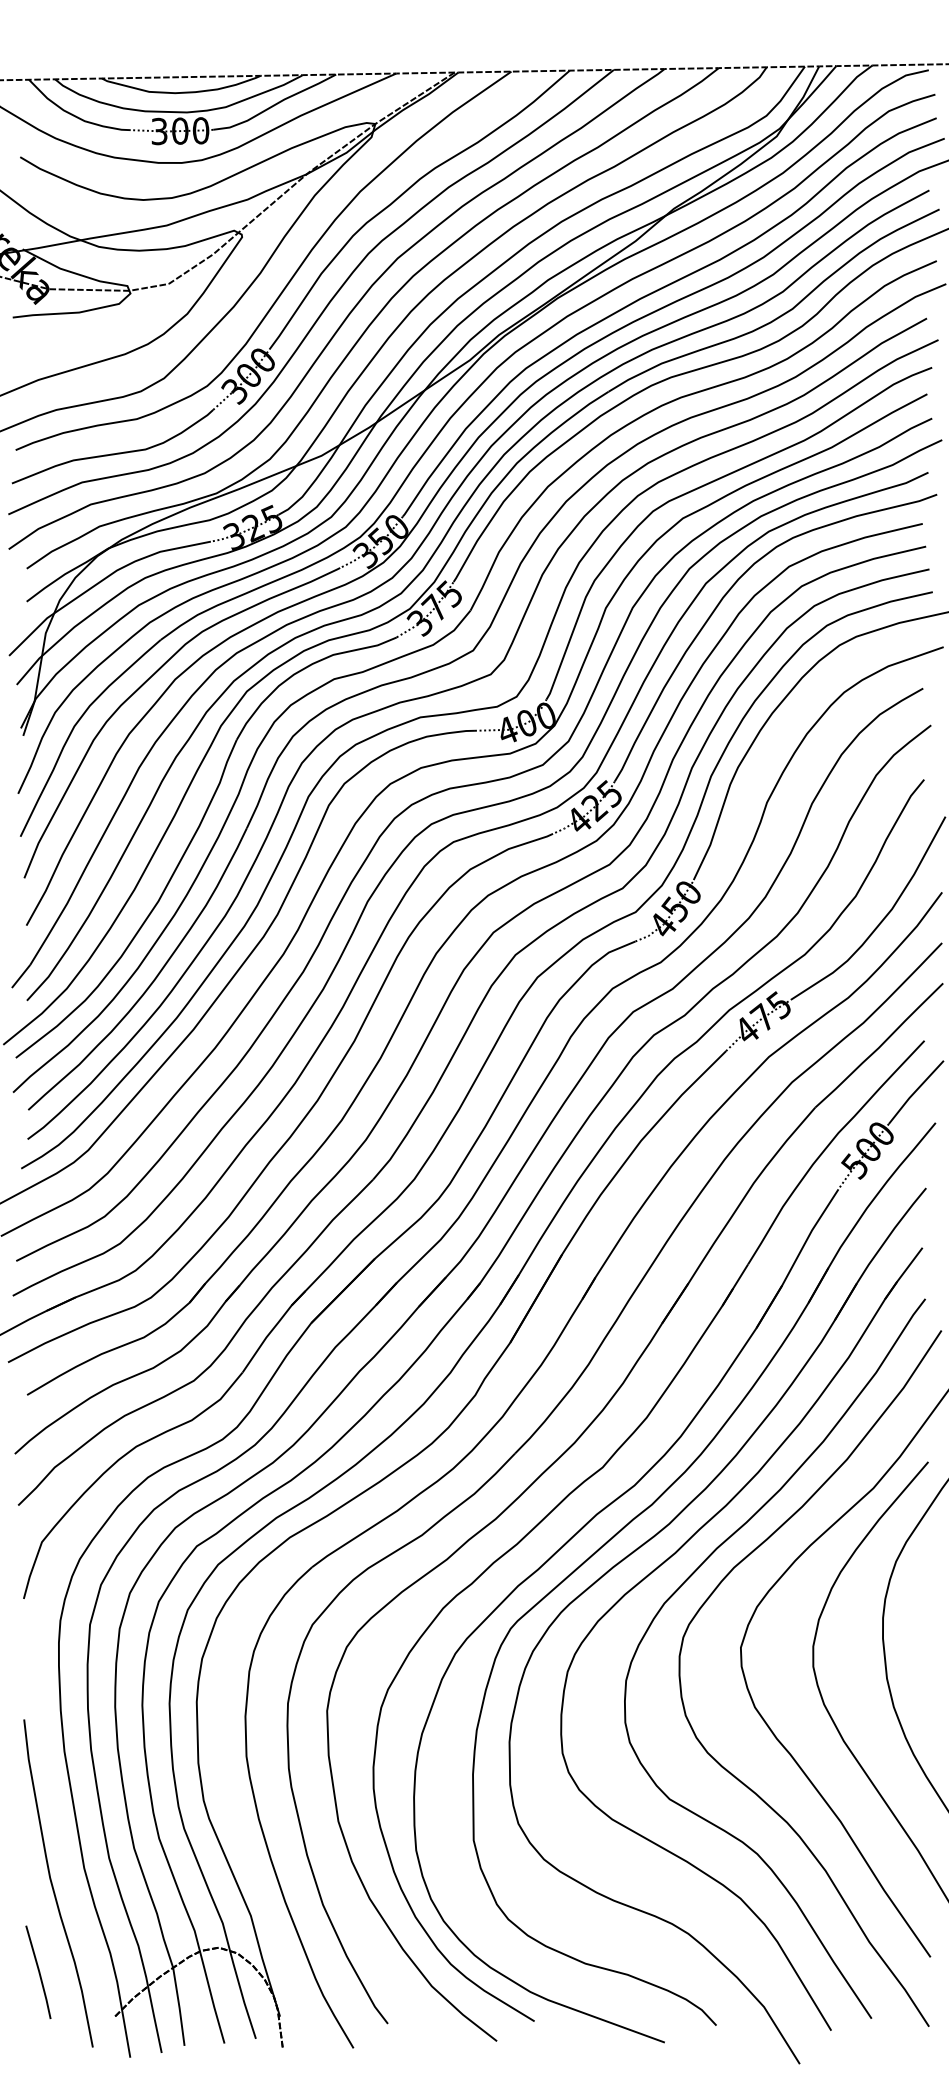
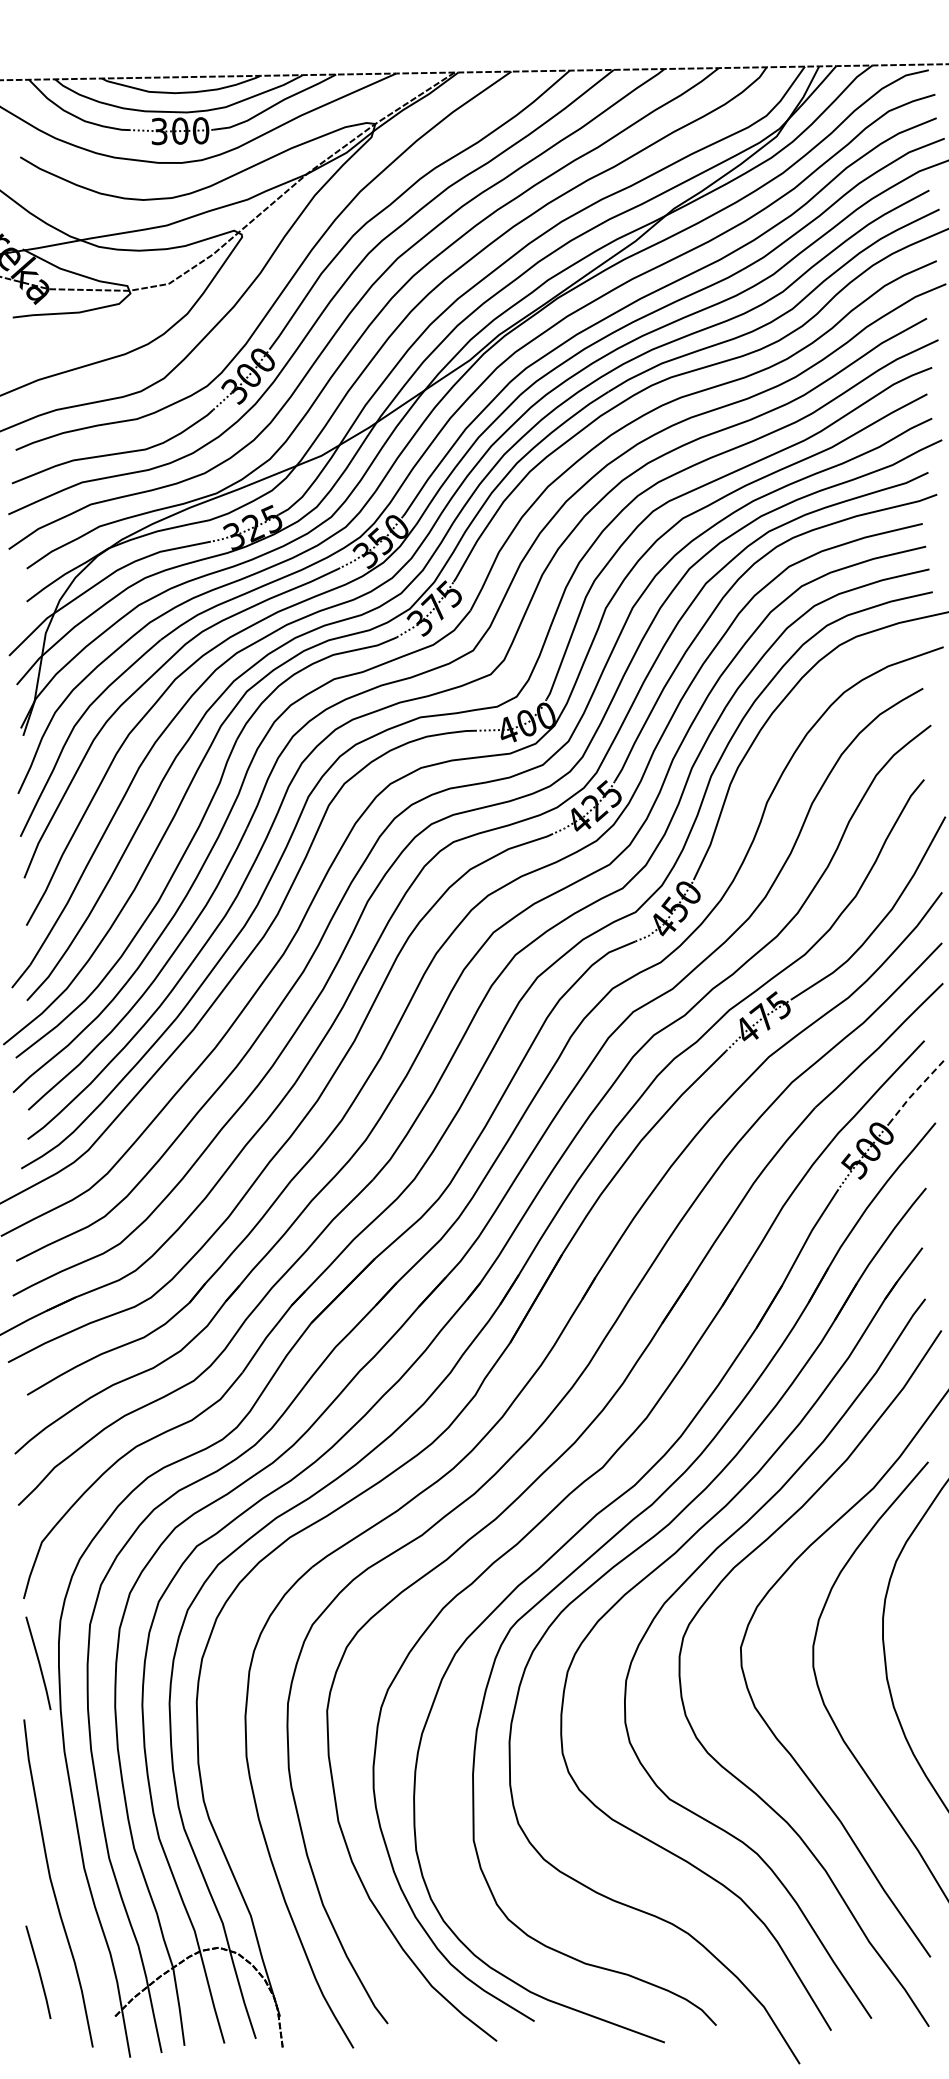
line: solid -> dashed (914, 1092)
line: none -> present (38, 1663)
